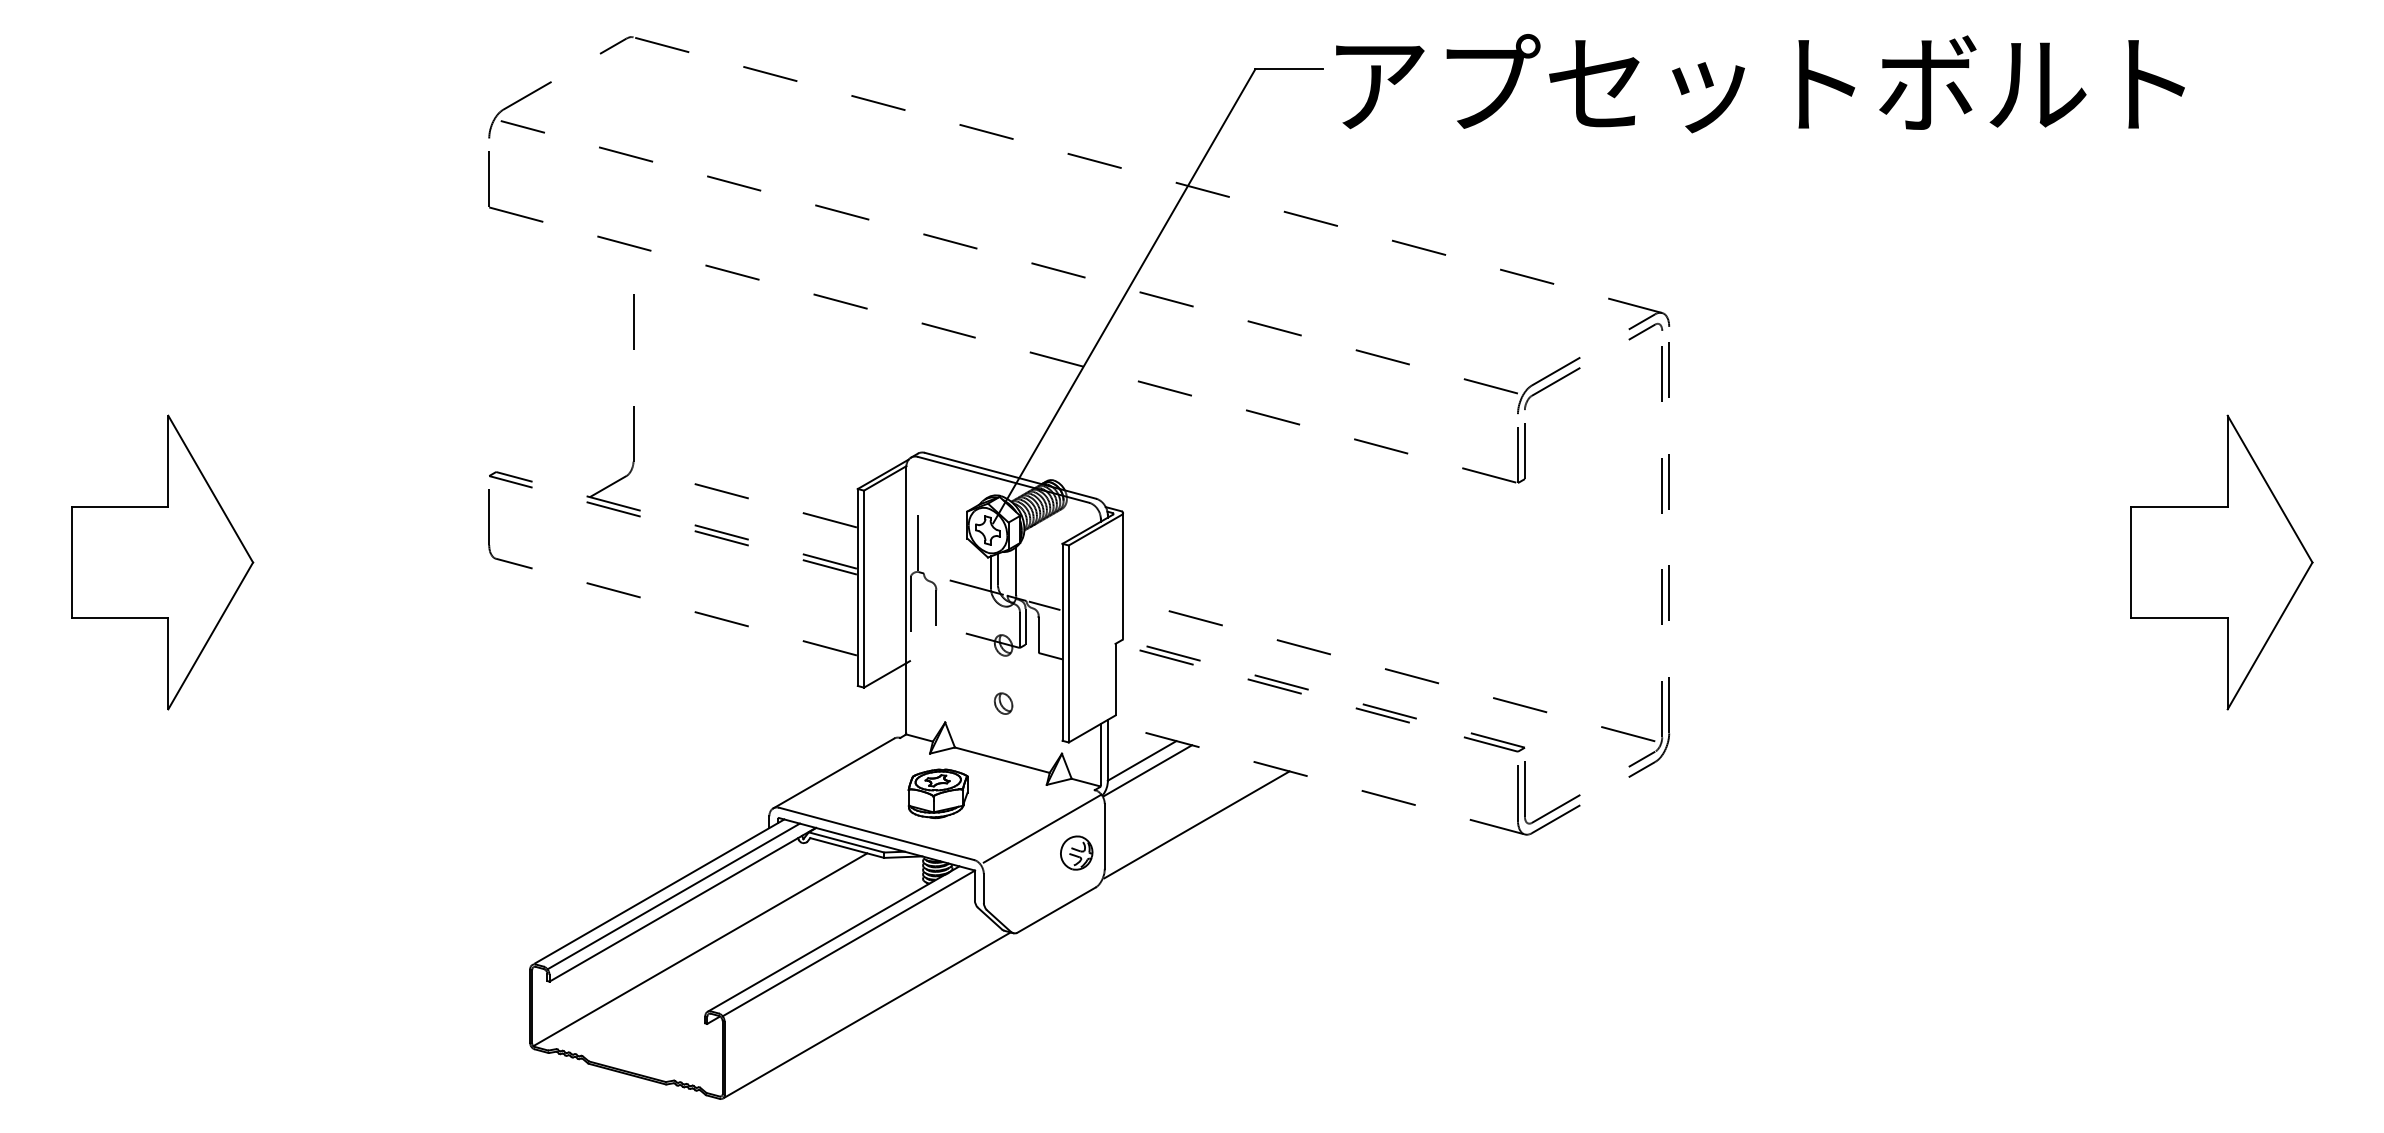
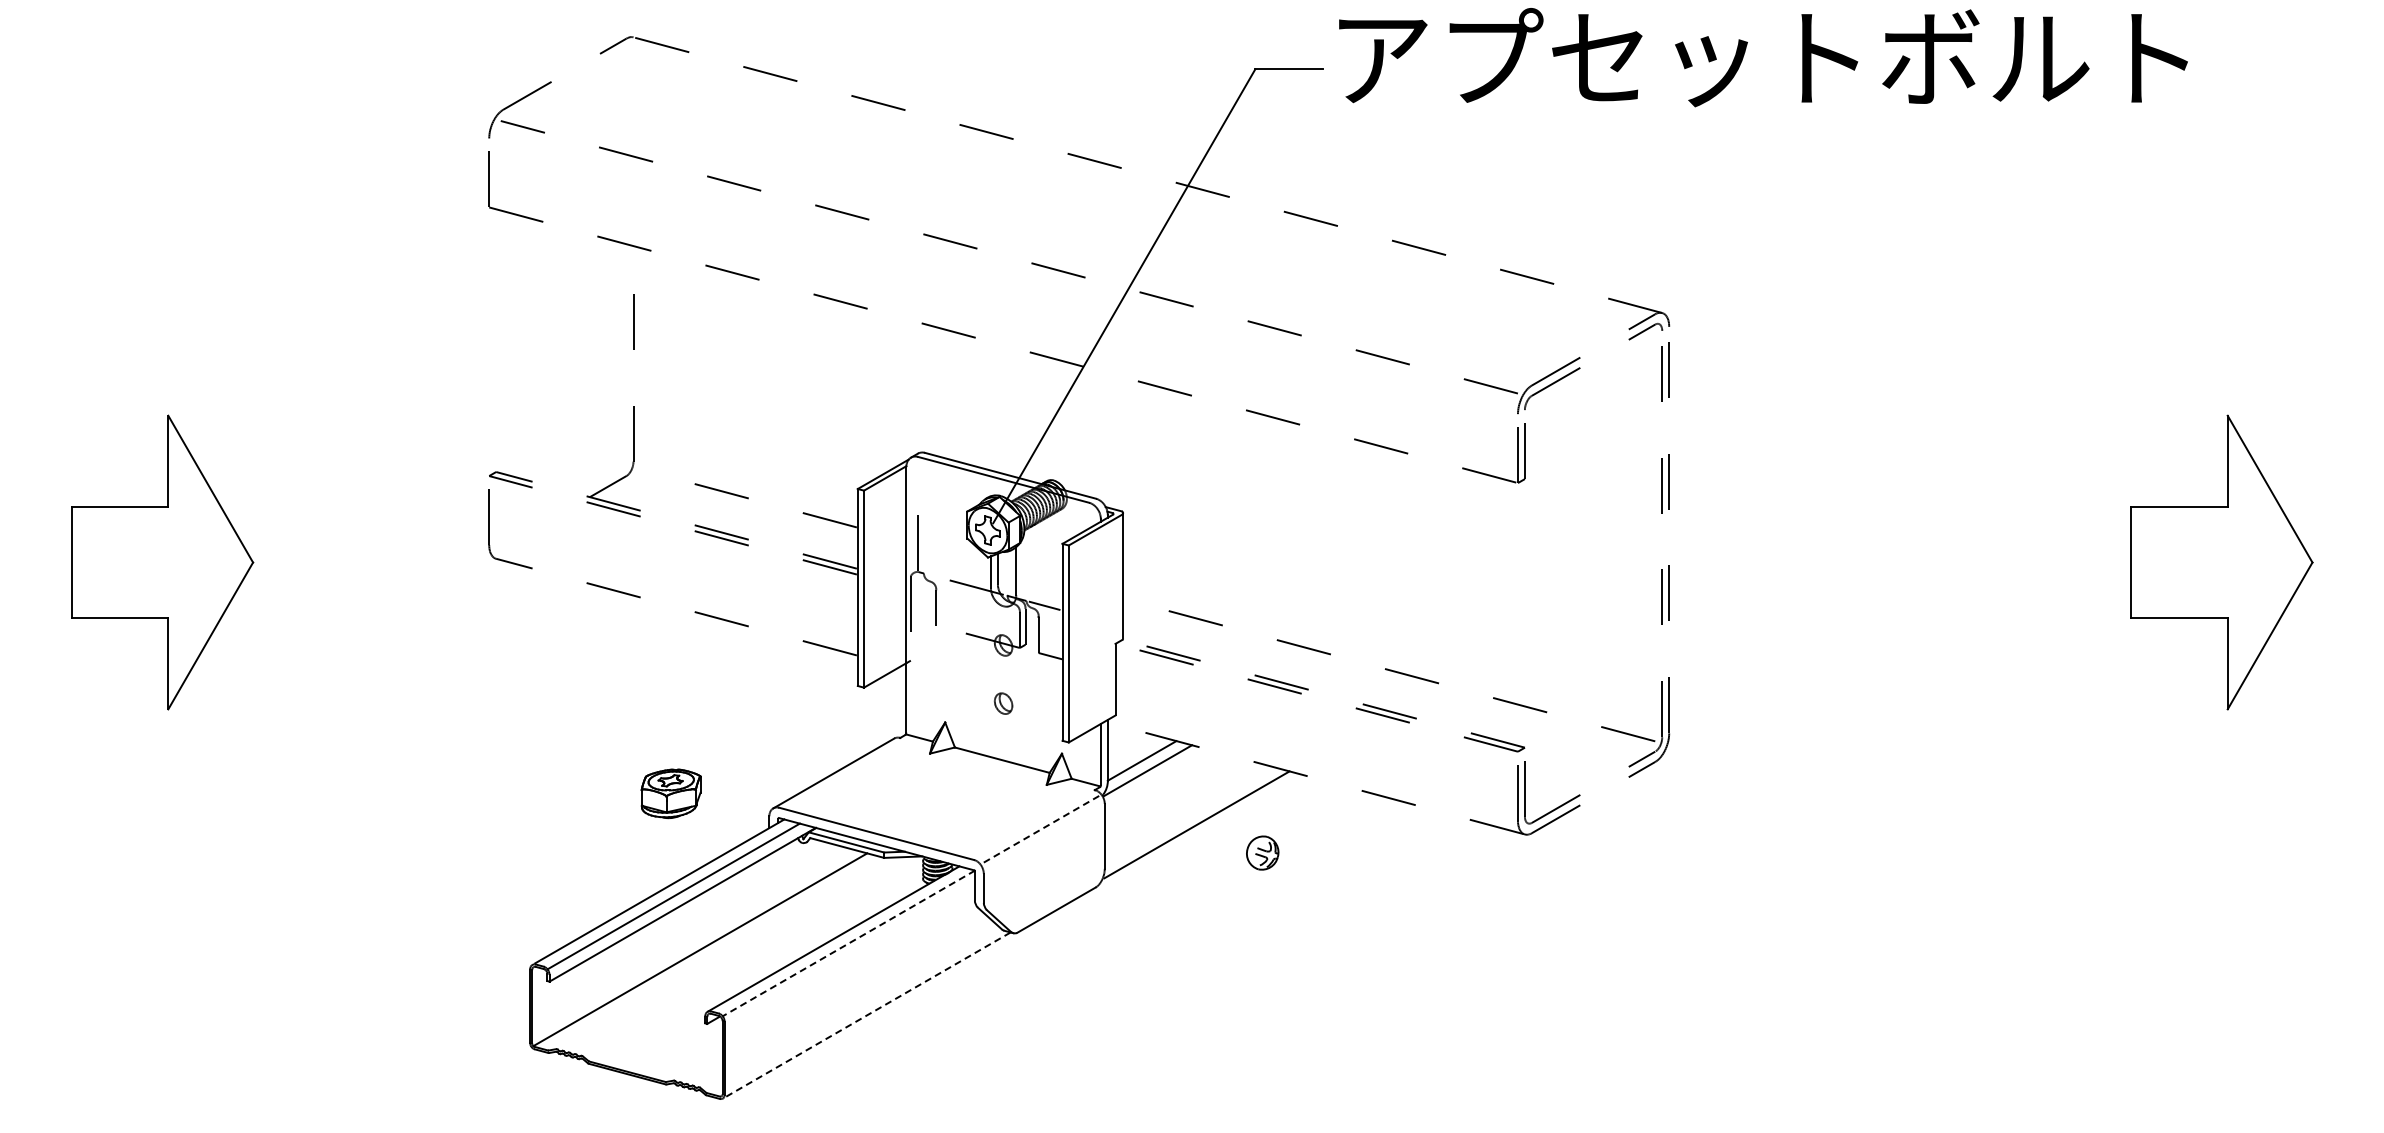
text position: (1760, 83) -> (1763, 57) (1763, 57)
part position: (937, 793) -> (670, 793) (670, 793)
line: solid -> dashed (1042, 828)
part position: (1076, 852) -> (1262, 852) (1262, 852)
line: solid -> dashed (848, 943)
line: solid -> dashed (867, 1015)
